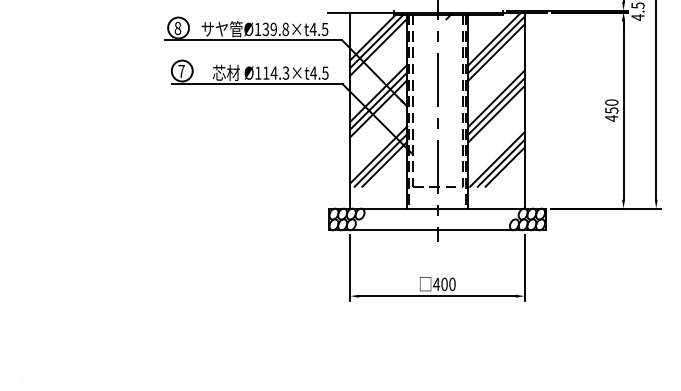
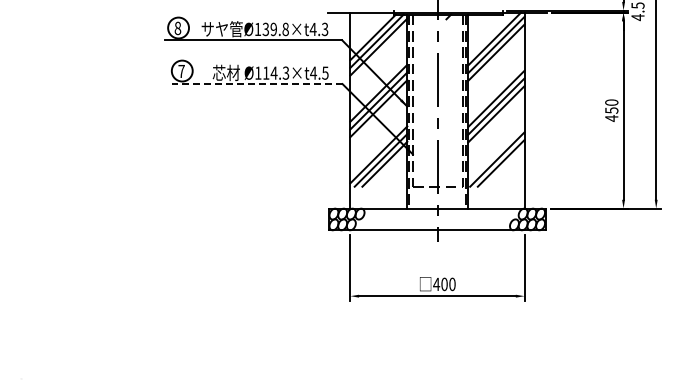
text: Ø139.8×t4.5 -> Ø139.8×t4.3 (325, 28)
line: solid -> dashed (257, 84)
line: present -> none (504, 166)
